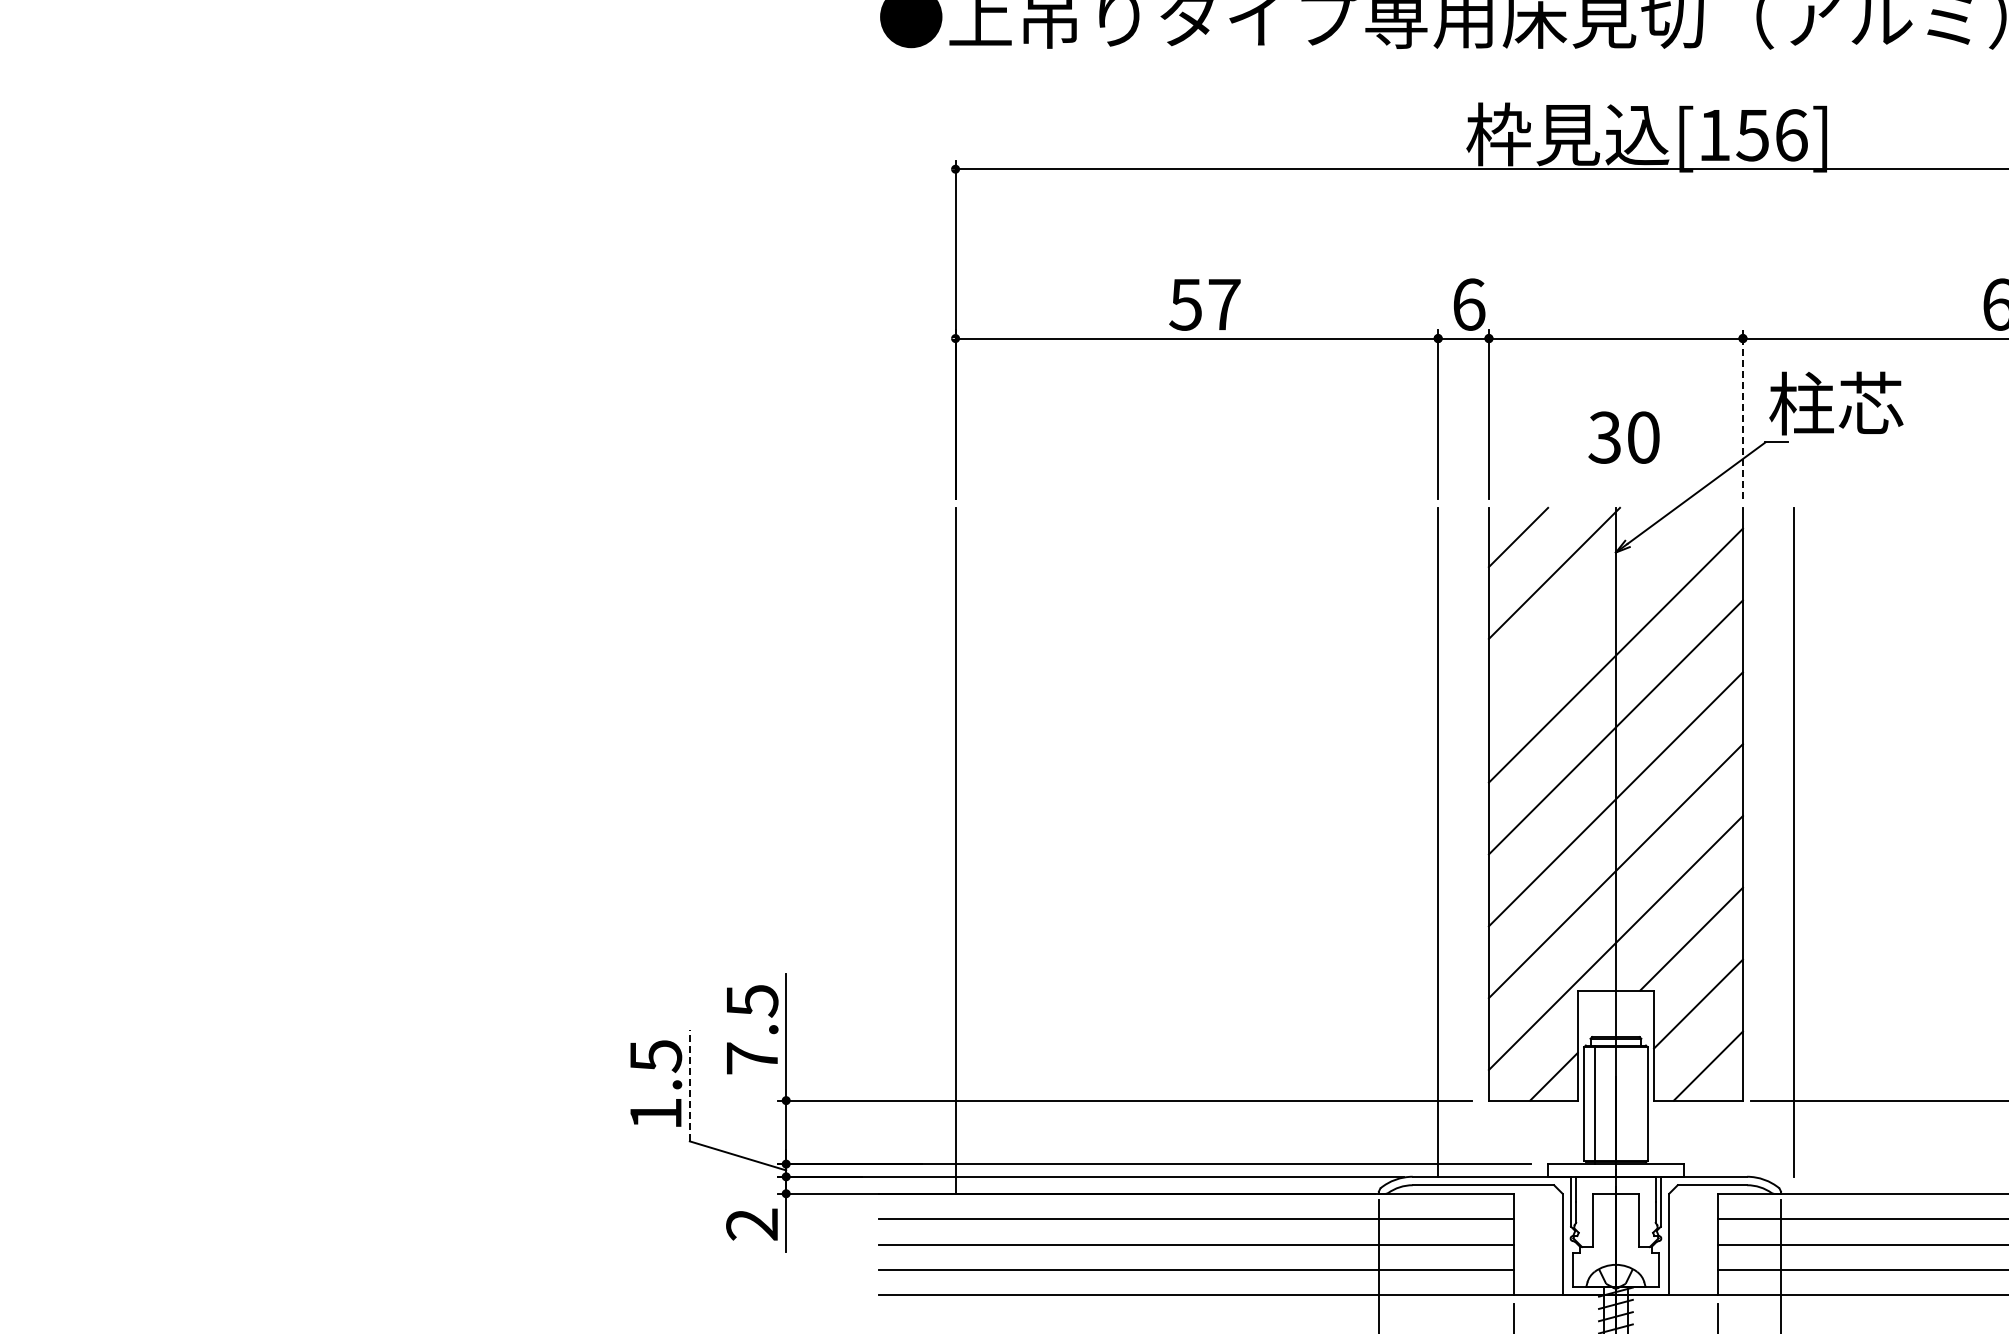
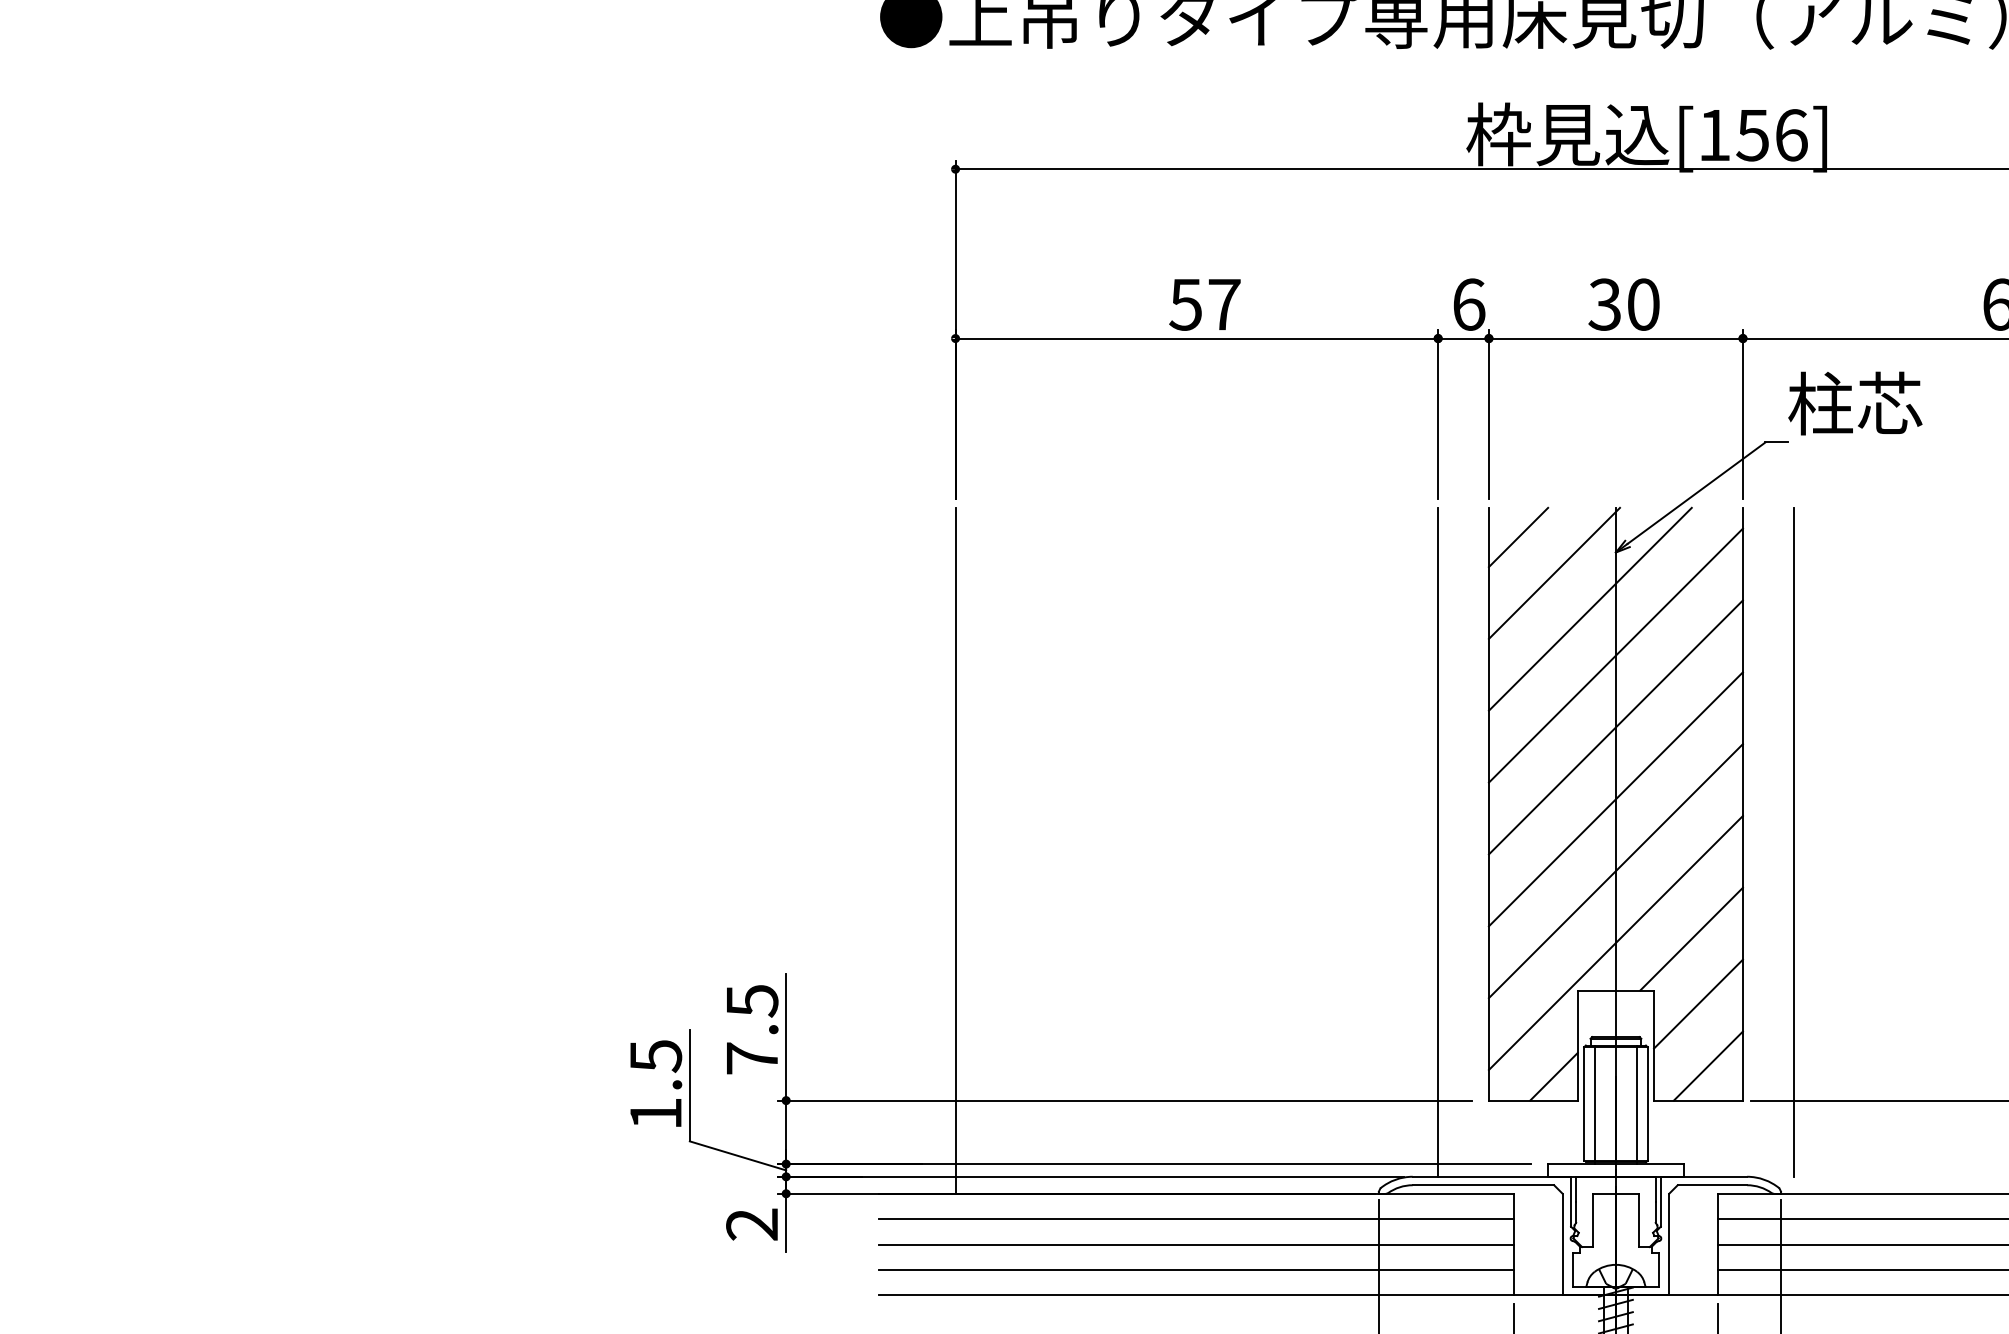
text position: (1836, 403) -> (1855, 403) (1855, 403)
line: dashed -> solid (1742, 414)
text position: (1623, 437) -> (1623, 304) (1623, 304)
line: none -> present (1589, 608)
line: dashed -> solid (689, 1085)
line: none -> present (1637, 1104)
